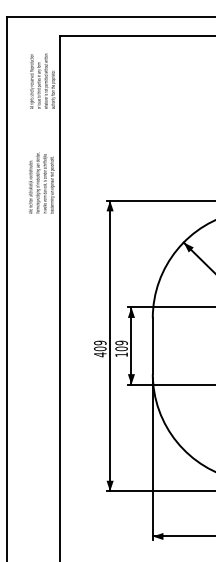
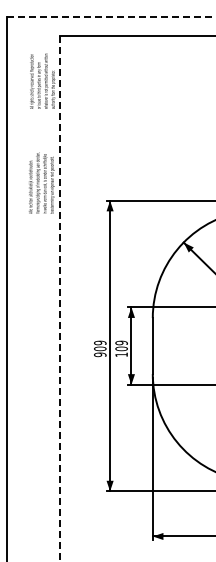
line: solid -> dashed (111, 16)
line: solid -> dashed (59, 298)
text: 409 -> 909 (100, 354)
